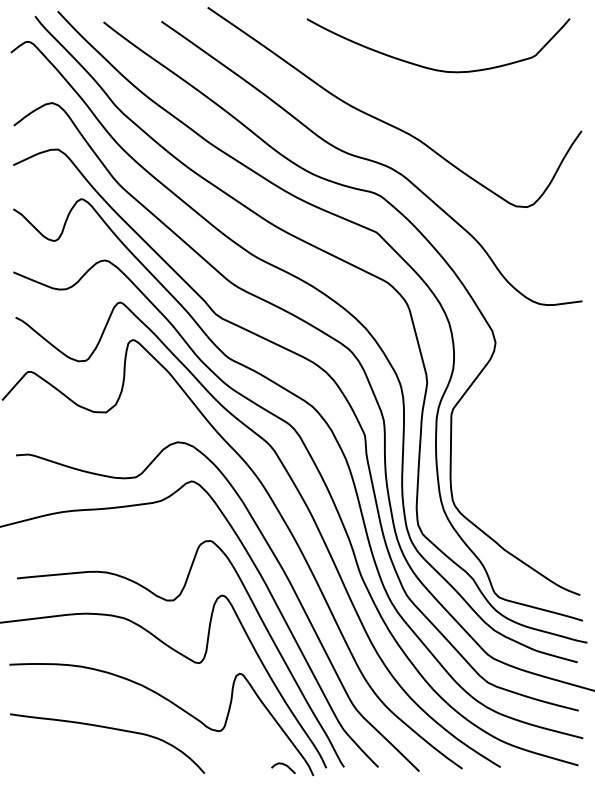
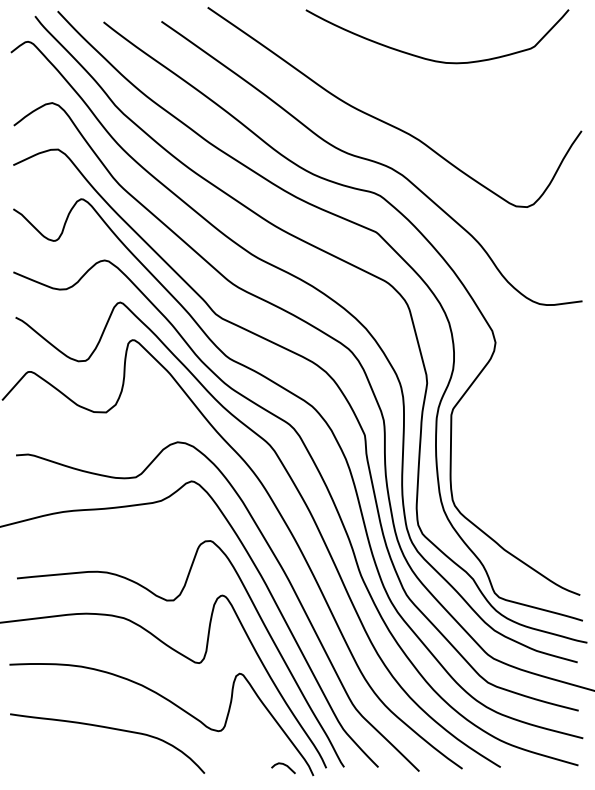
curve position: (434, 68) -> (433, 59) (433, 59)
